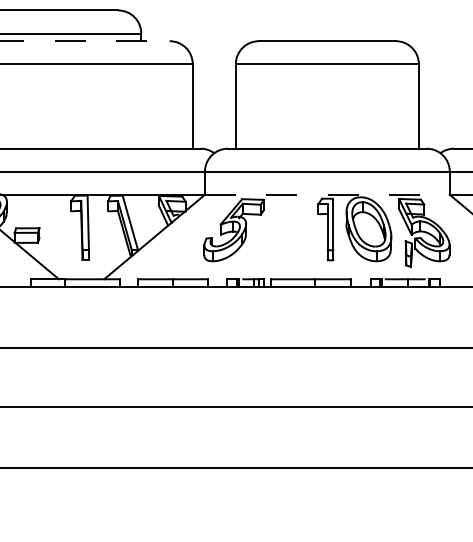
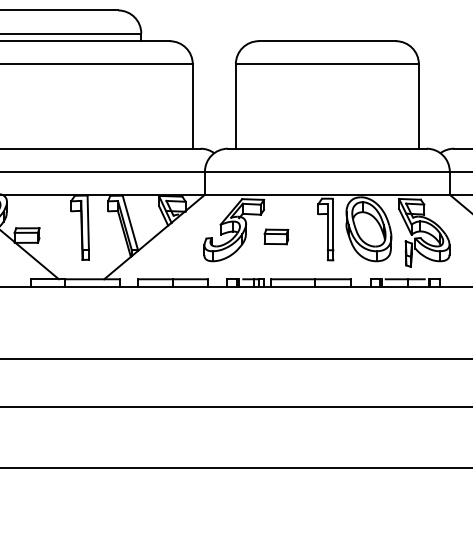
line: dashed -> solid (85, 41)
line: dashed -> solid (327, 194)
part: none -> present (276, 236)
line position: (235, 347) -> (235, 358) (235, 358)
